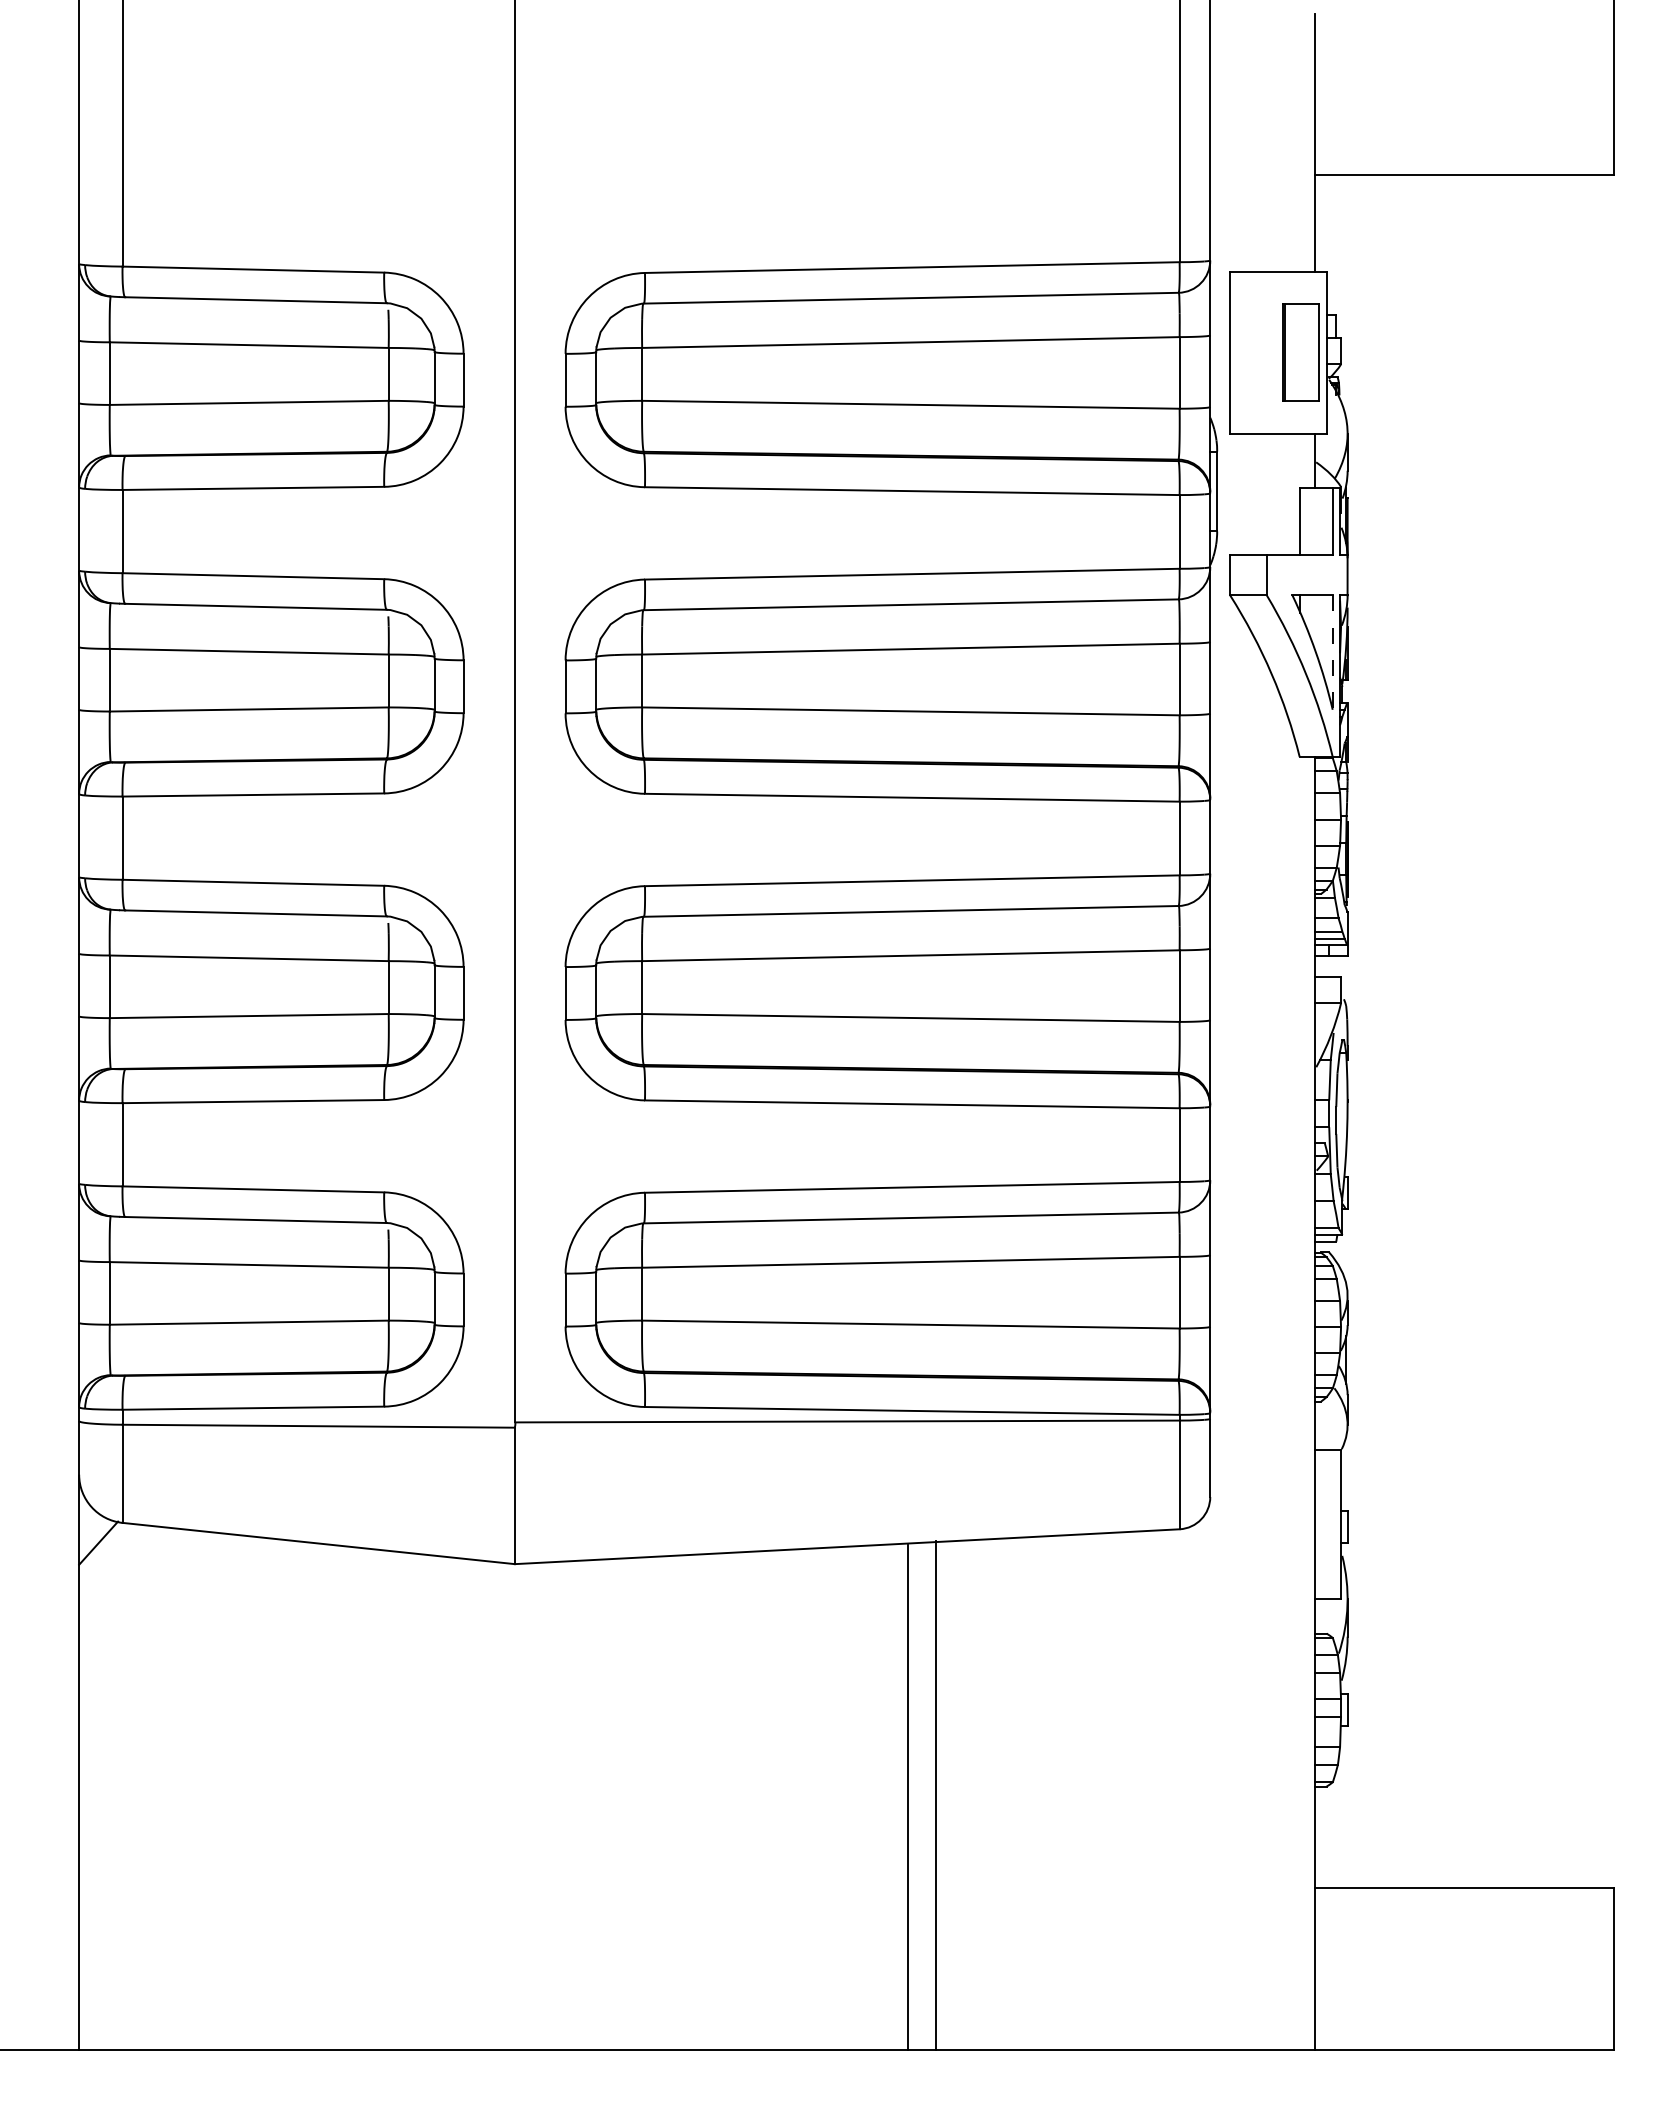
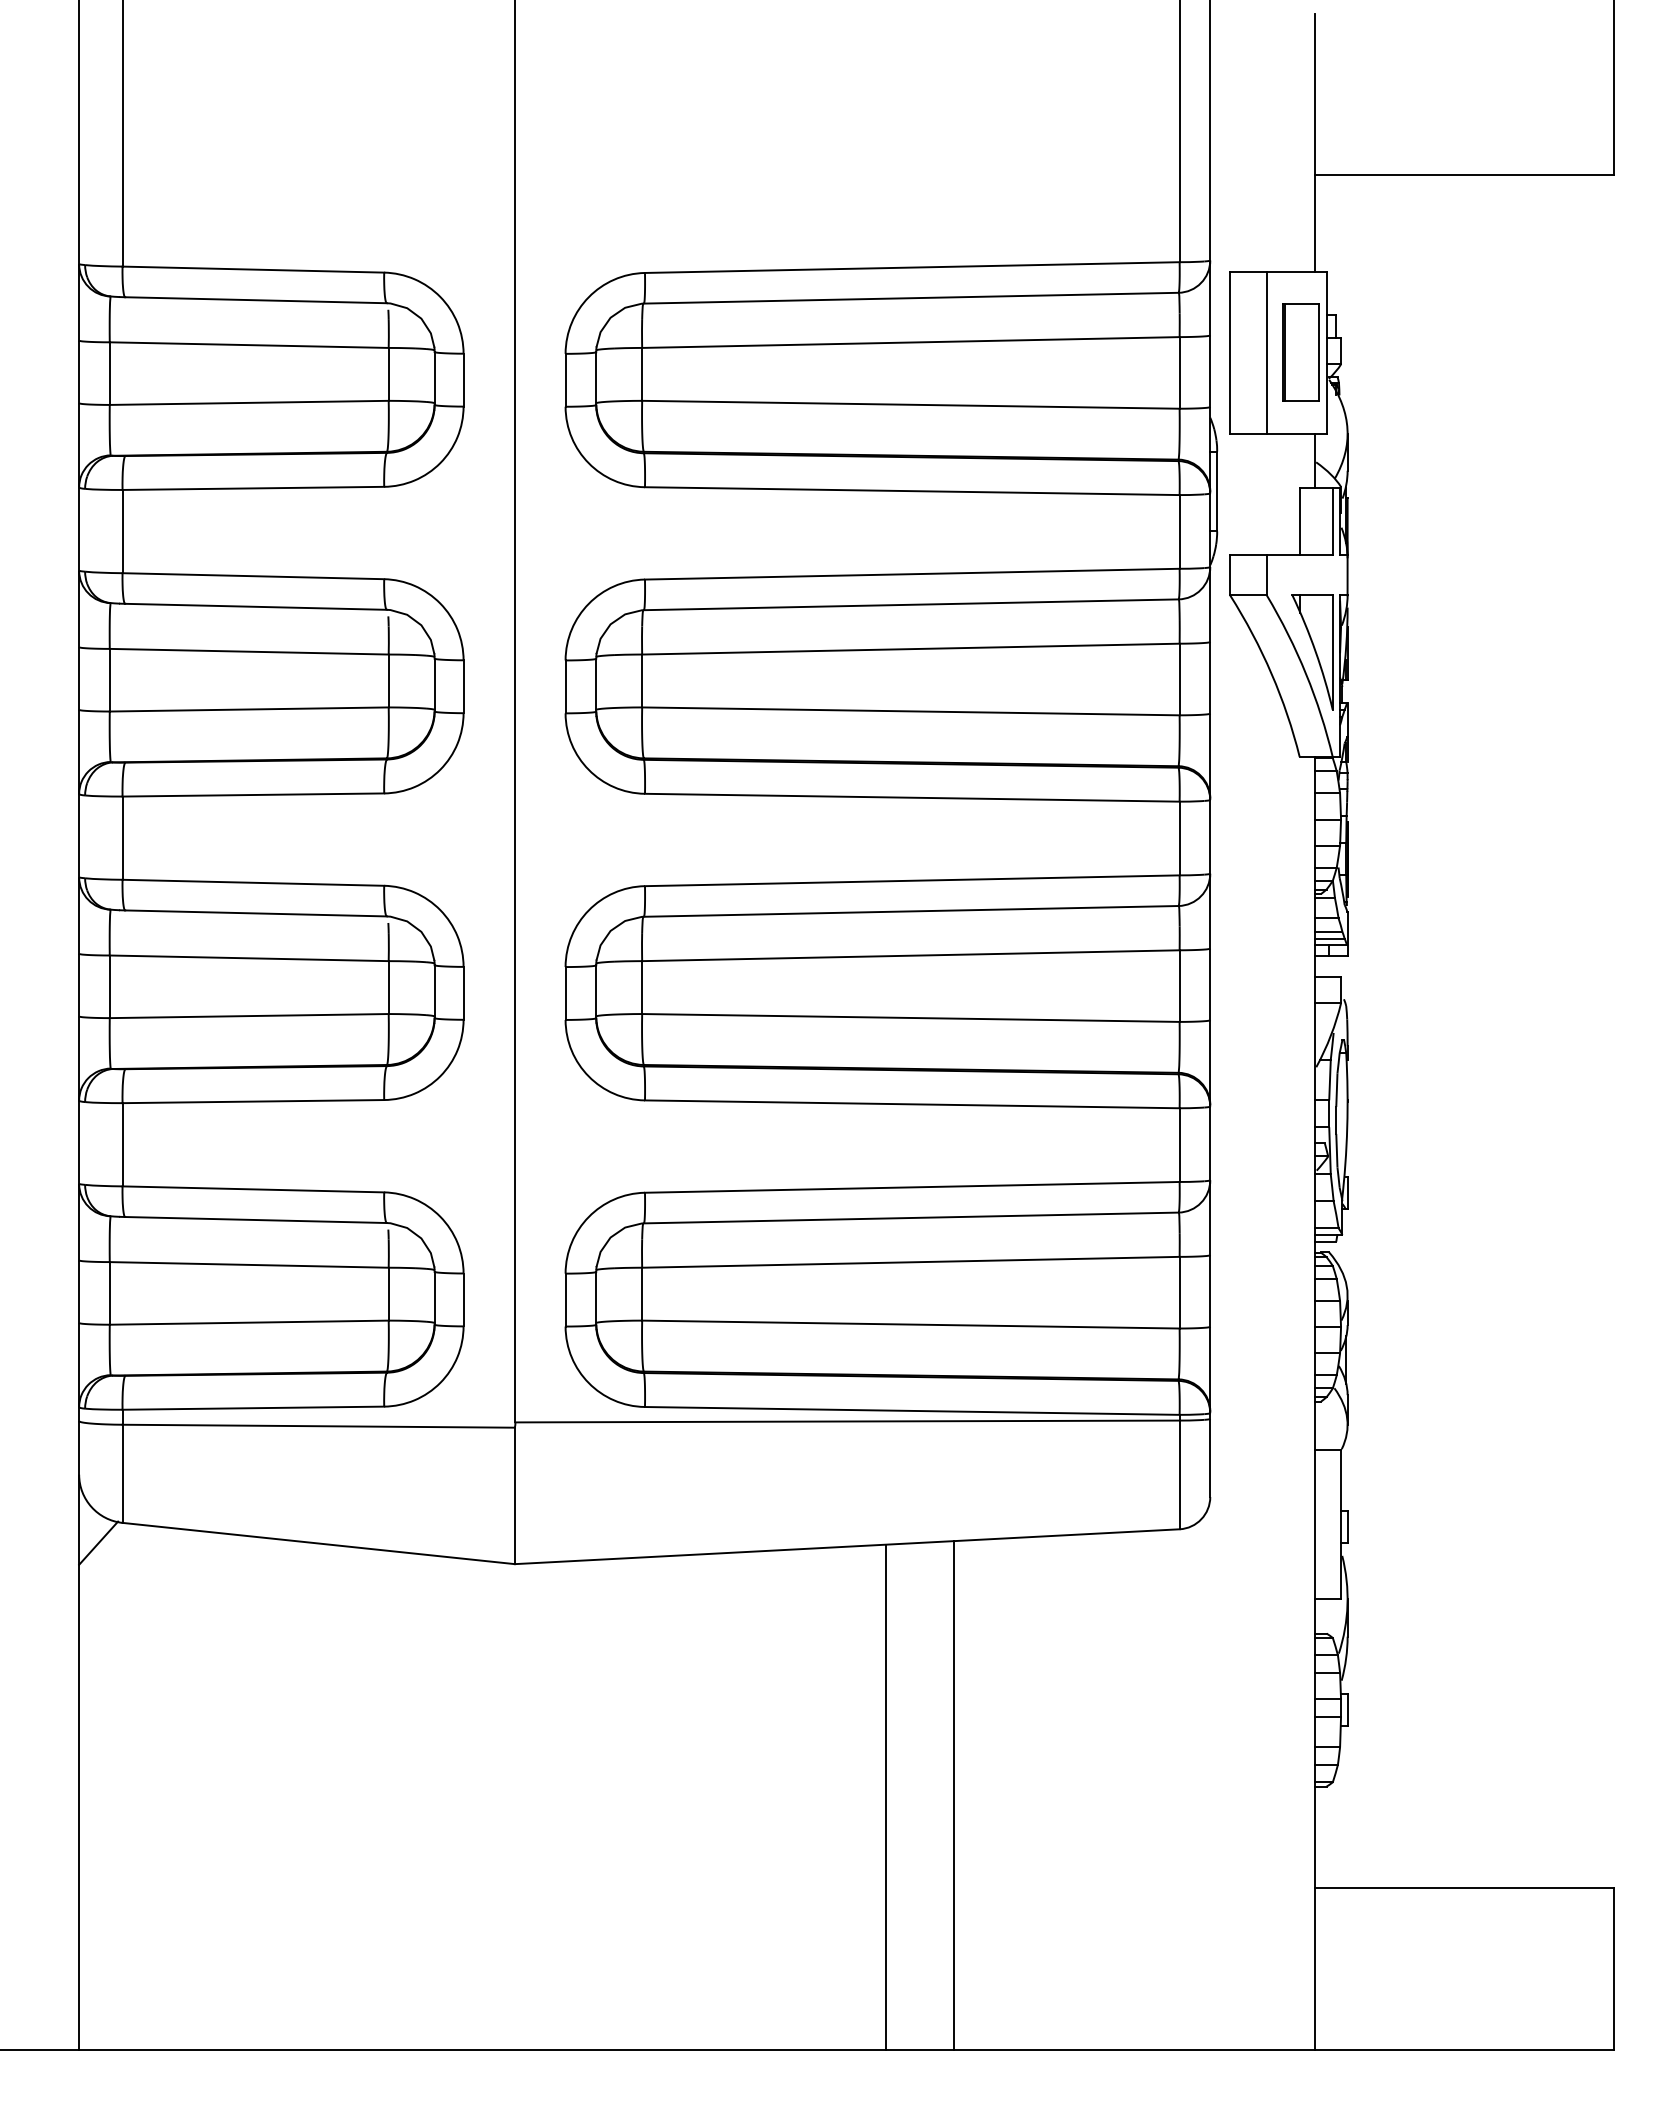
line: none -> present (1266, 352)
line: dashed -> solid (1332, 653)
line position: (935, 1795) -> (953, 1795) (953, 1795)
line position: (907, 1796) -> (885, 1796) (885, 1796)
